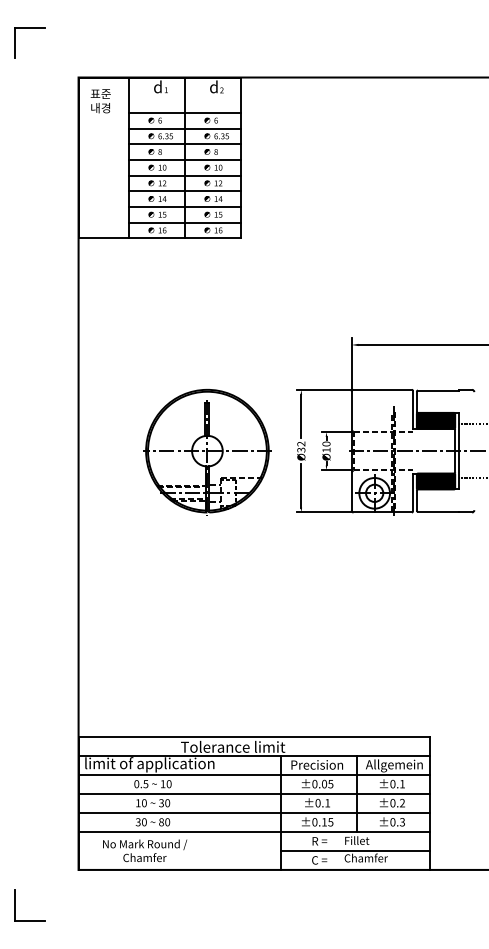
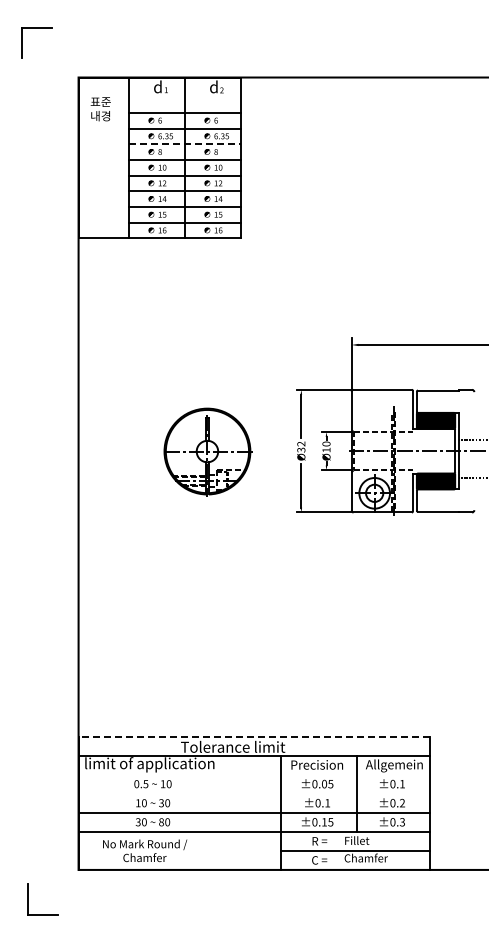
part position: (29, 28) -> (36, 28) (36, 28)
text position: (100, 101) -> (100, 109) (100, 109)
line: solid -> dashed (185, 144)
line position: (472, 424) -> (472, 440) (472, 440)
part size: 129x127 px -> 90x90 px (207, 451)
line: solid -> dashed (254, 736)
line: present -> none (254, 774)
line: present -> none (254, 793)
part position: (15, 905) -> (28, 899) (28, 899)
